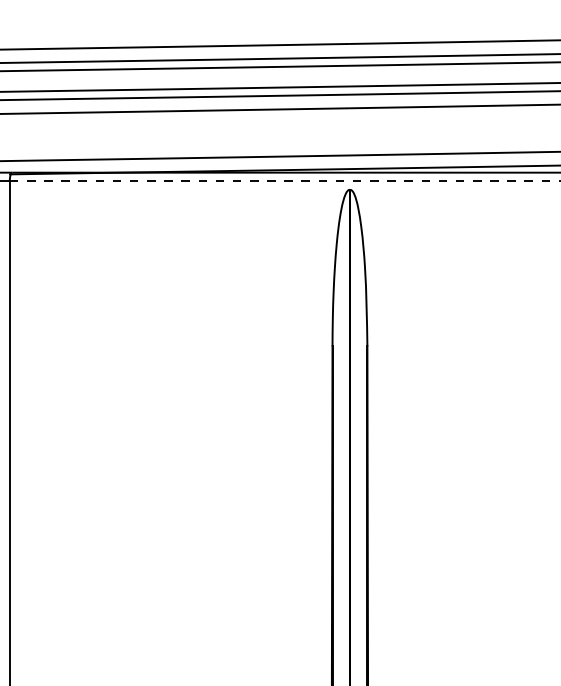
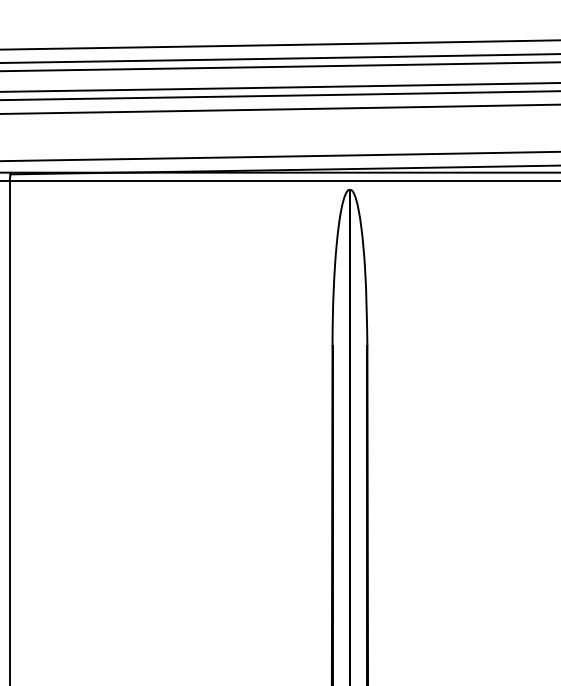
line: dashed -> solid (285, 181)
